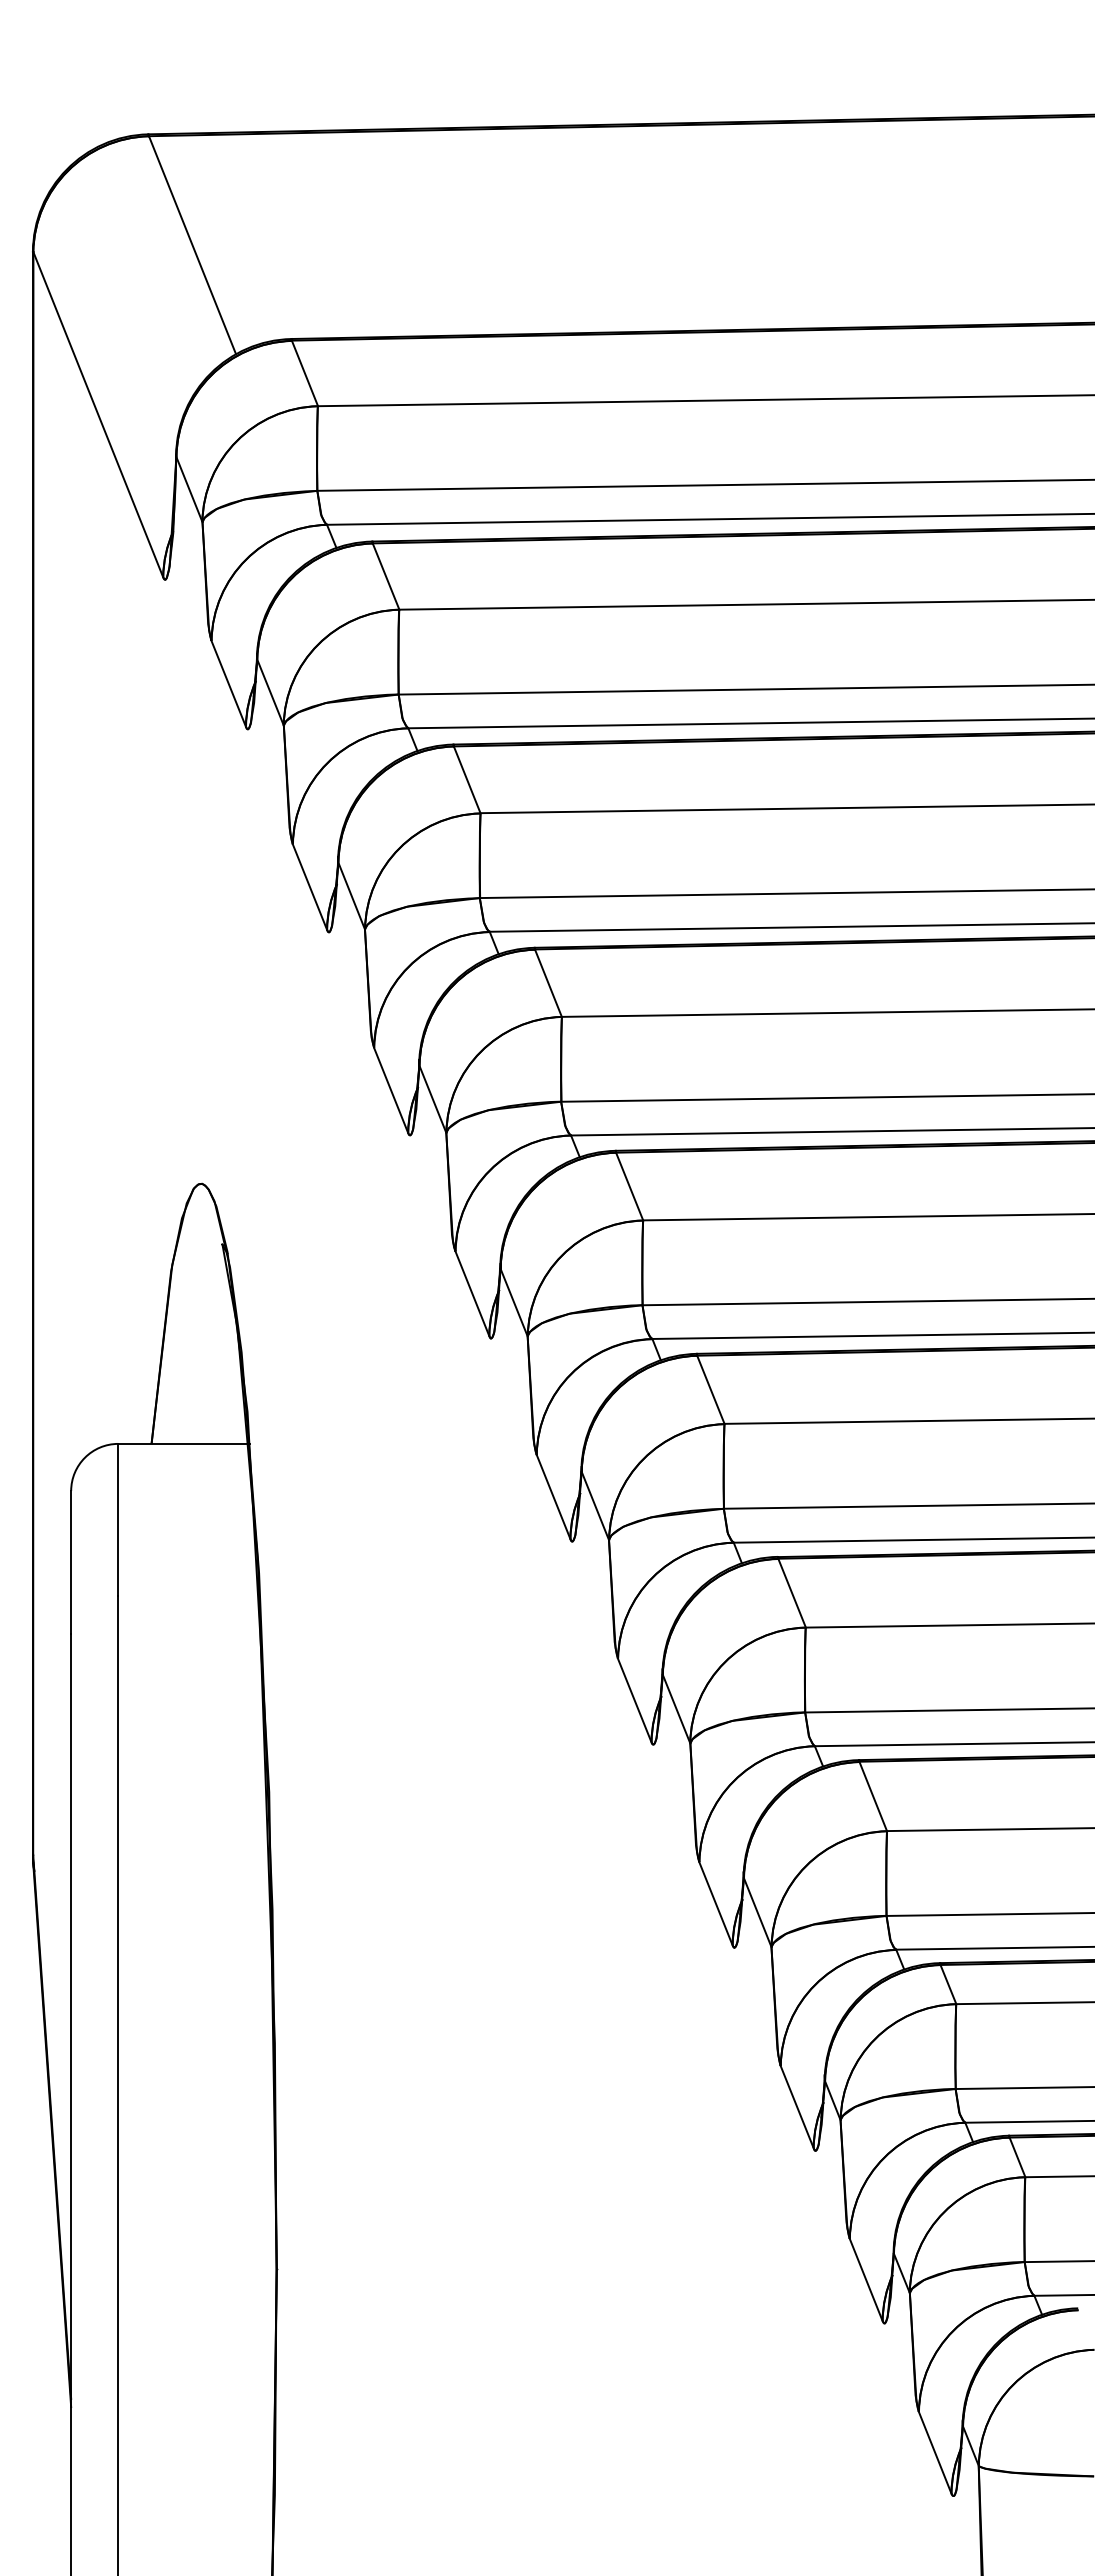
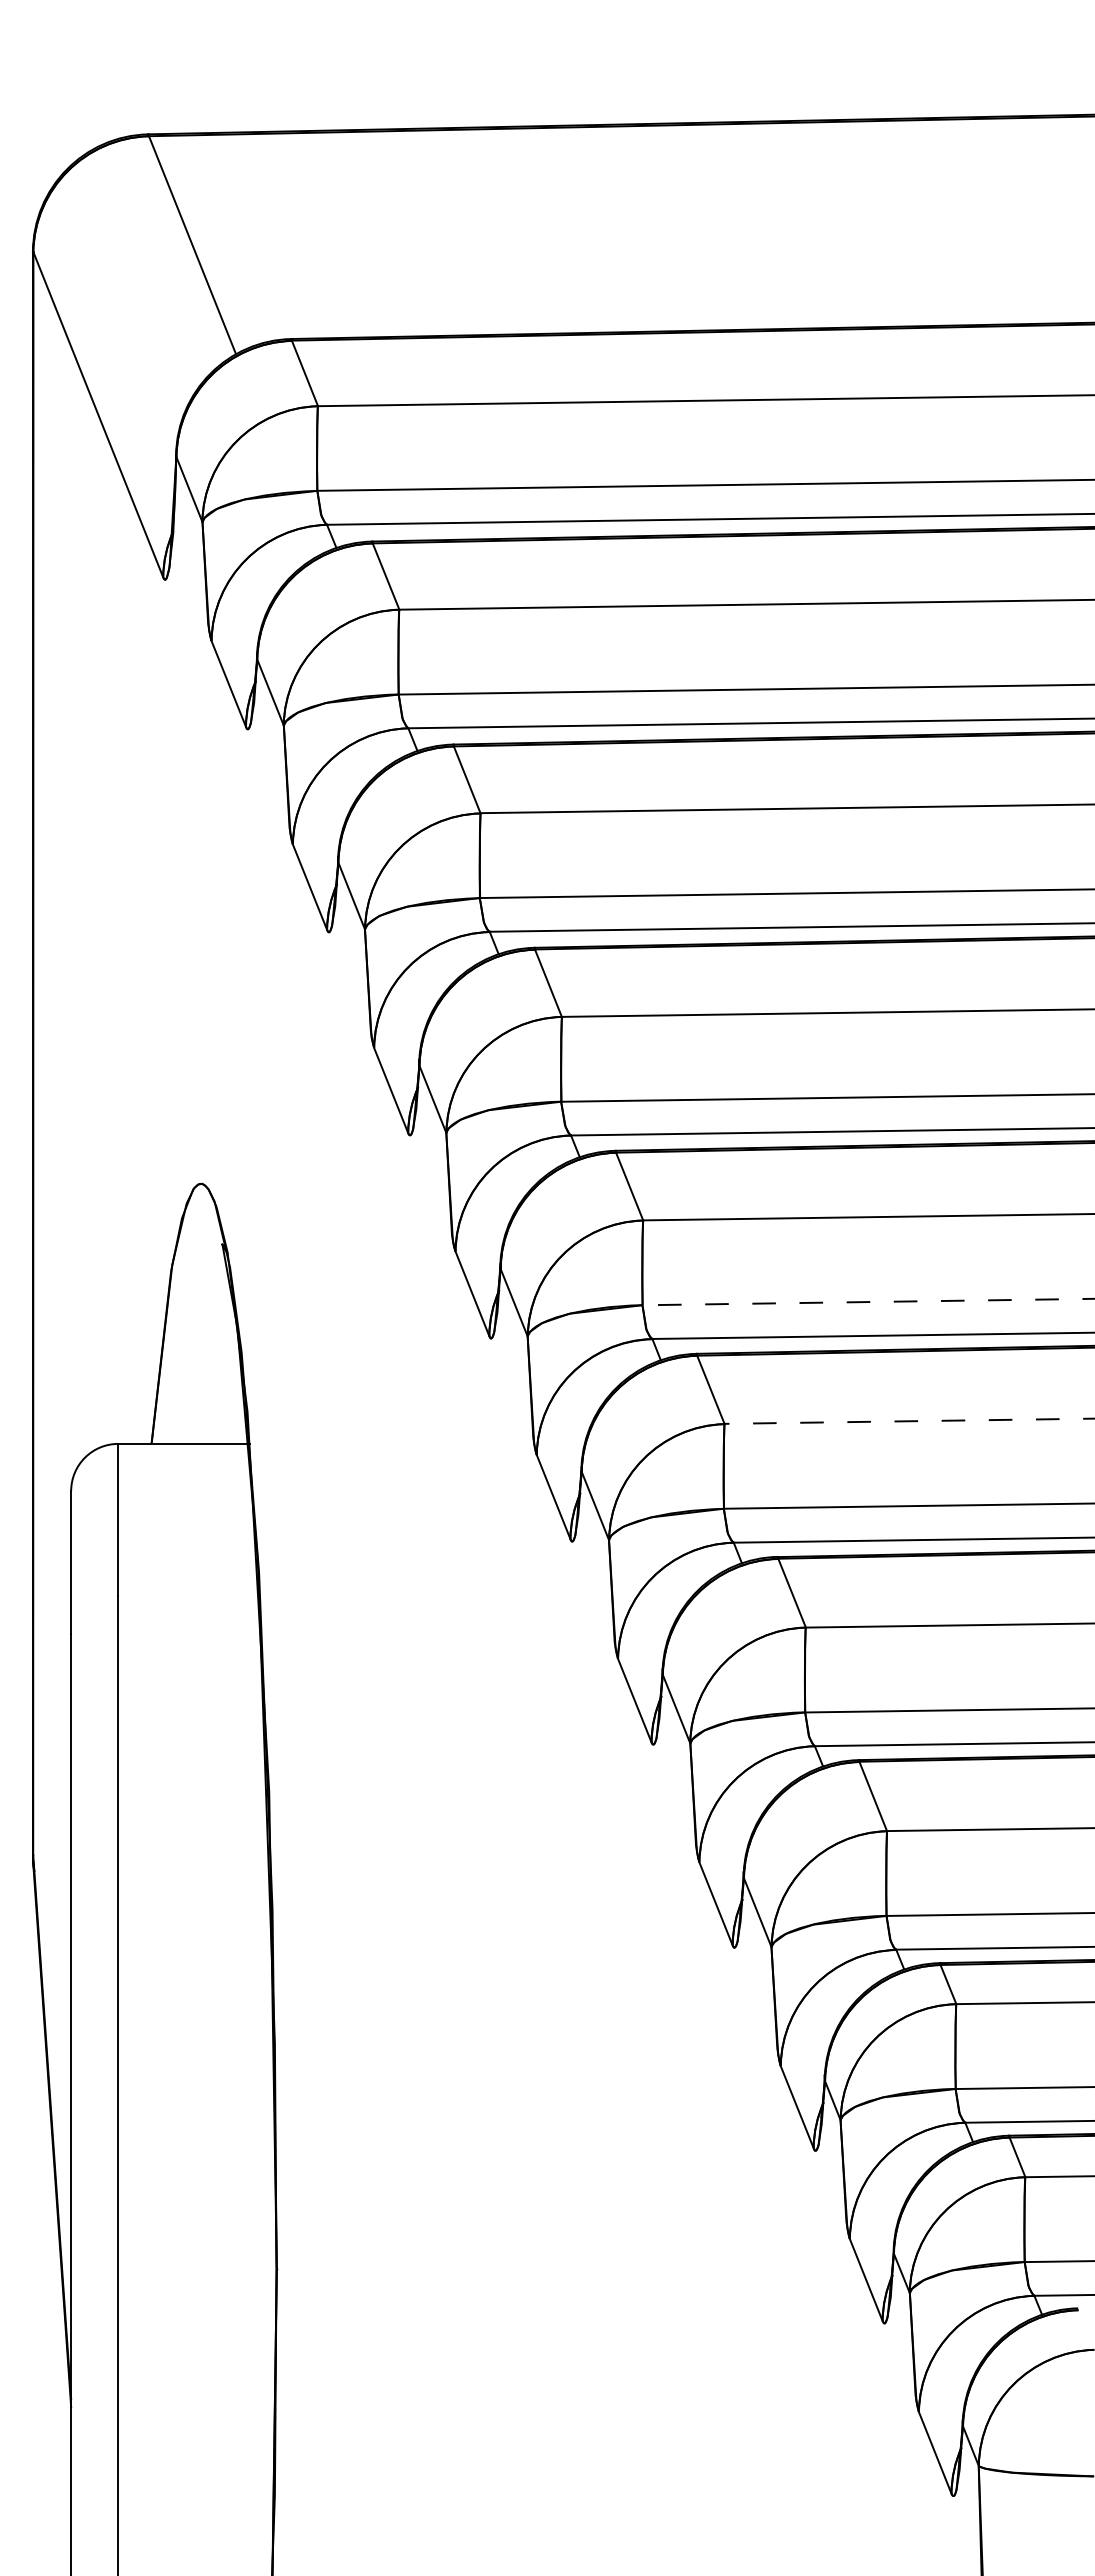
line: solid -> dashed (868, 1302)
line: solid -> dashed (909, 1421)
